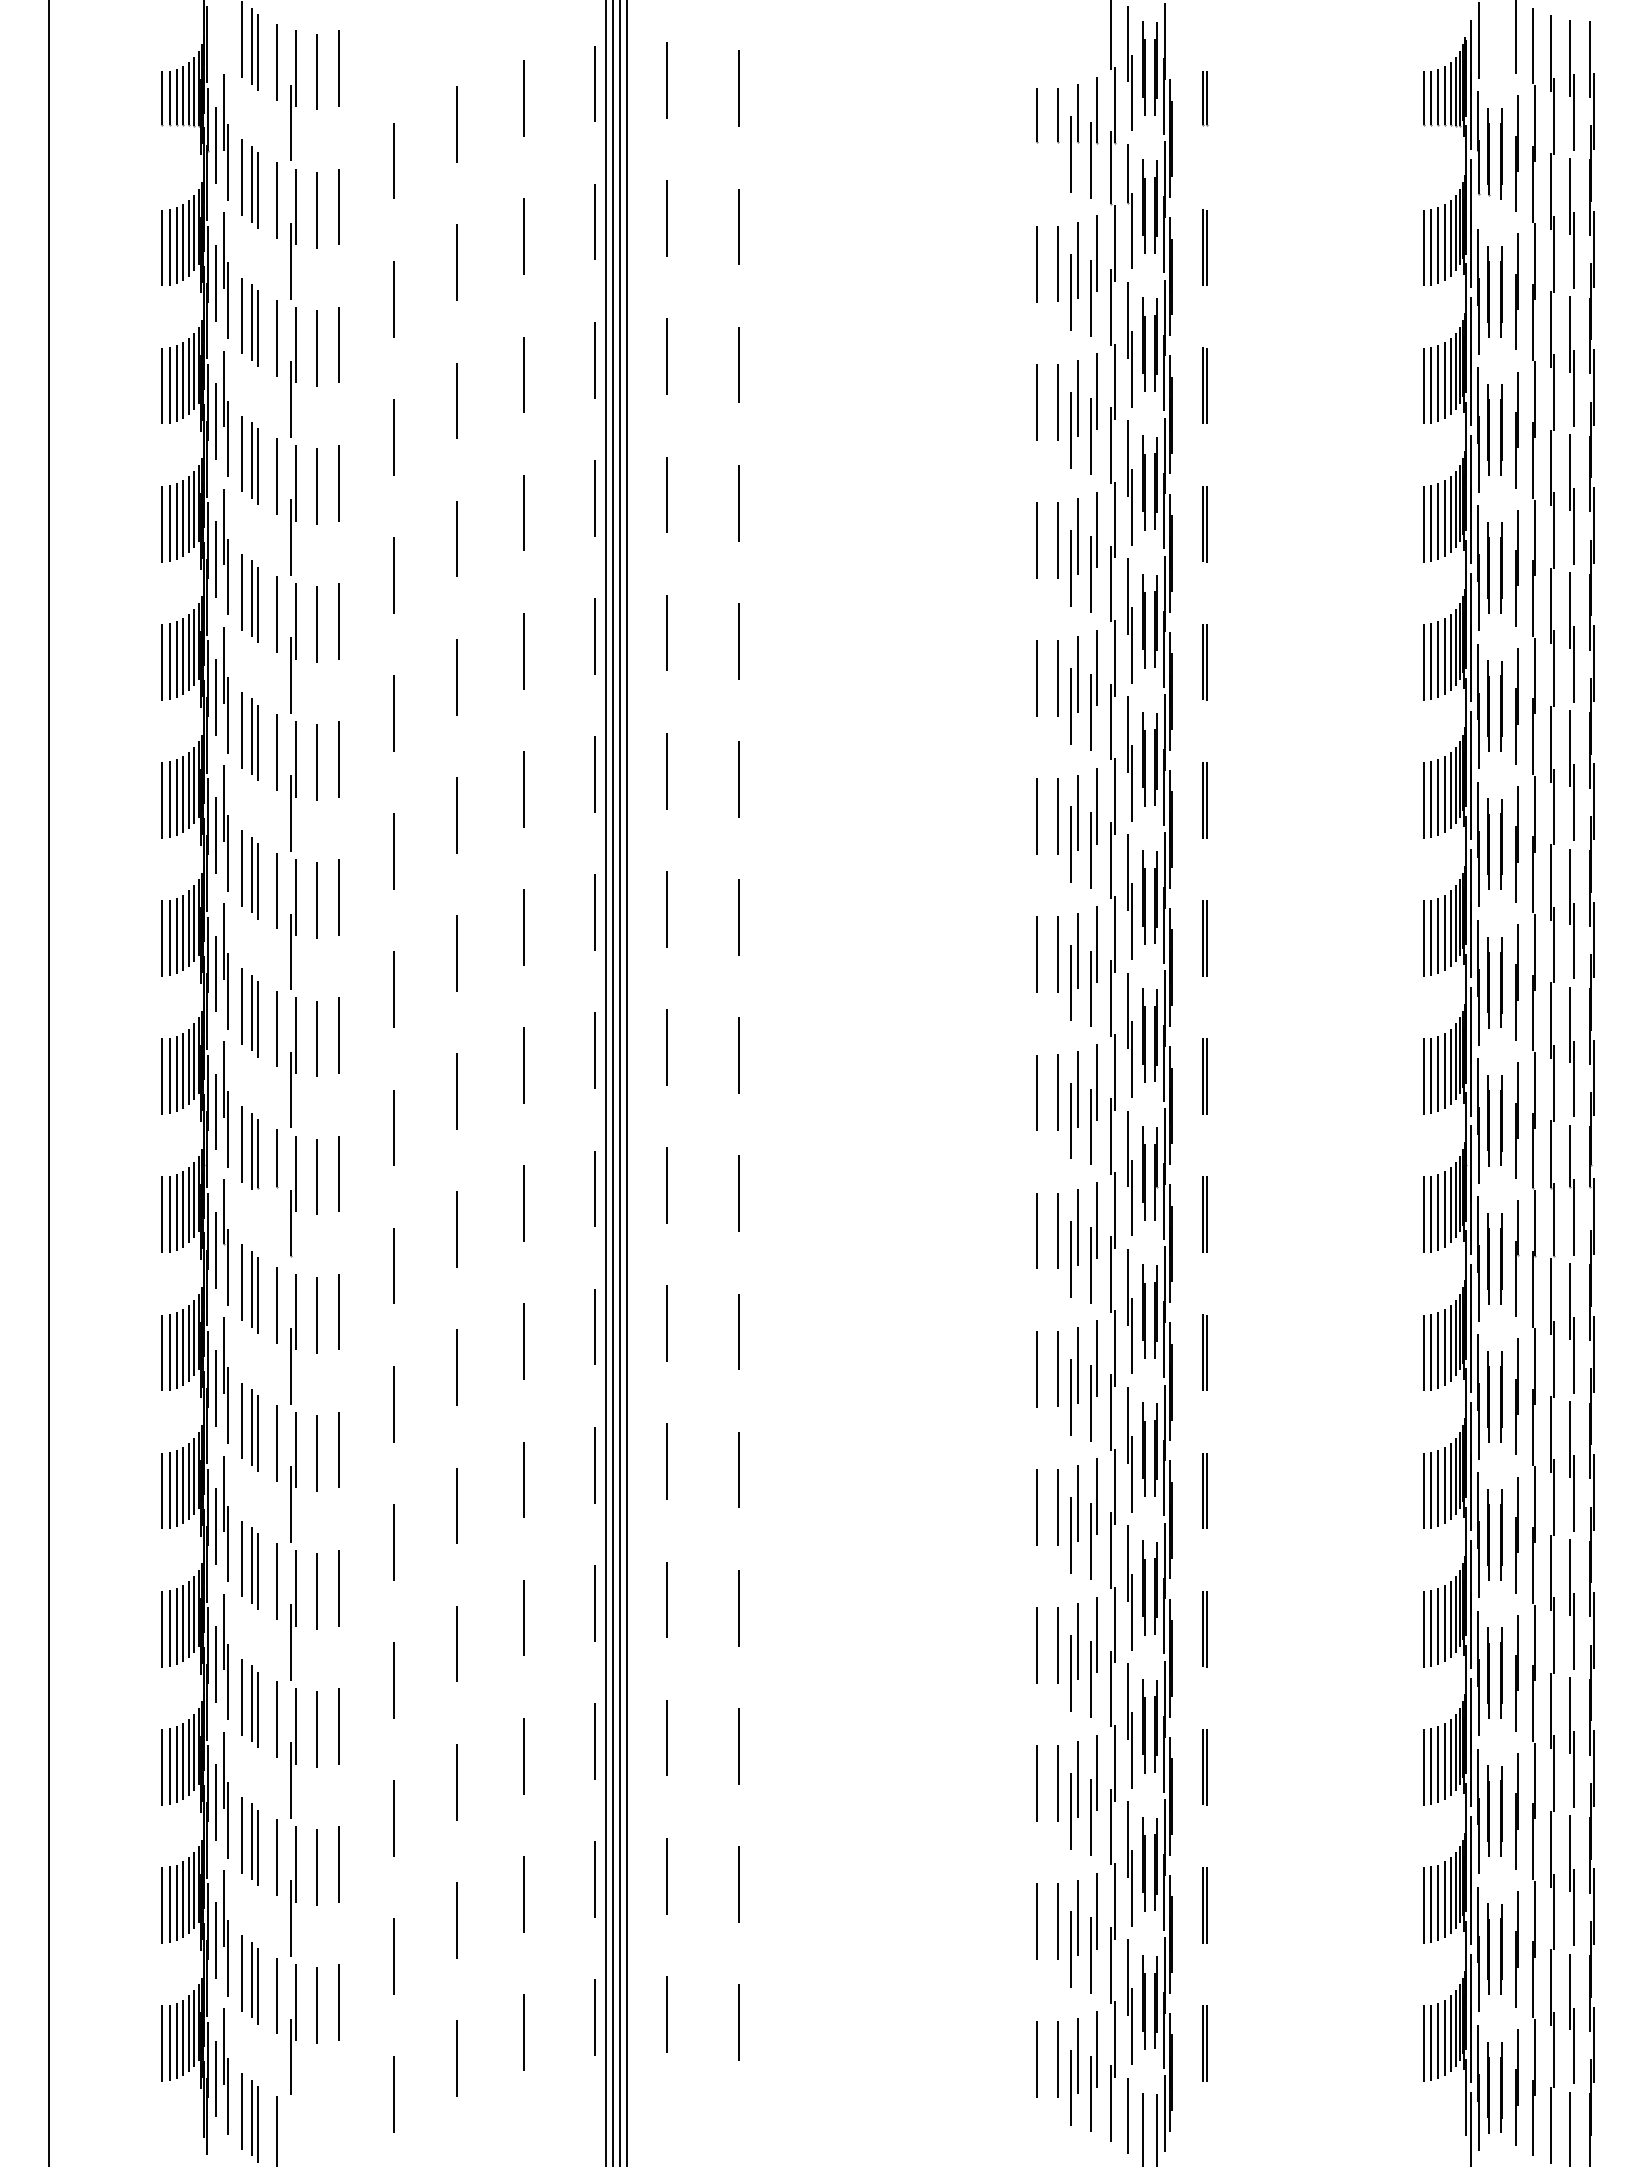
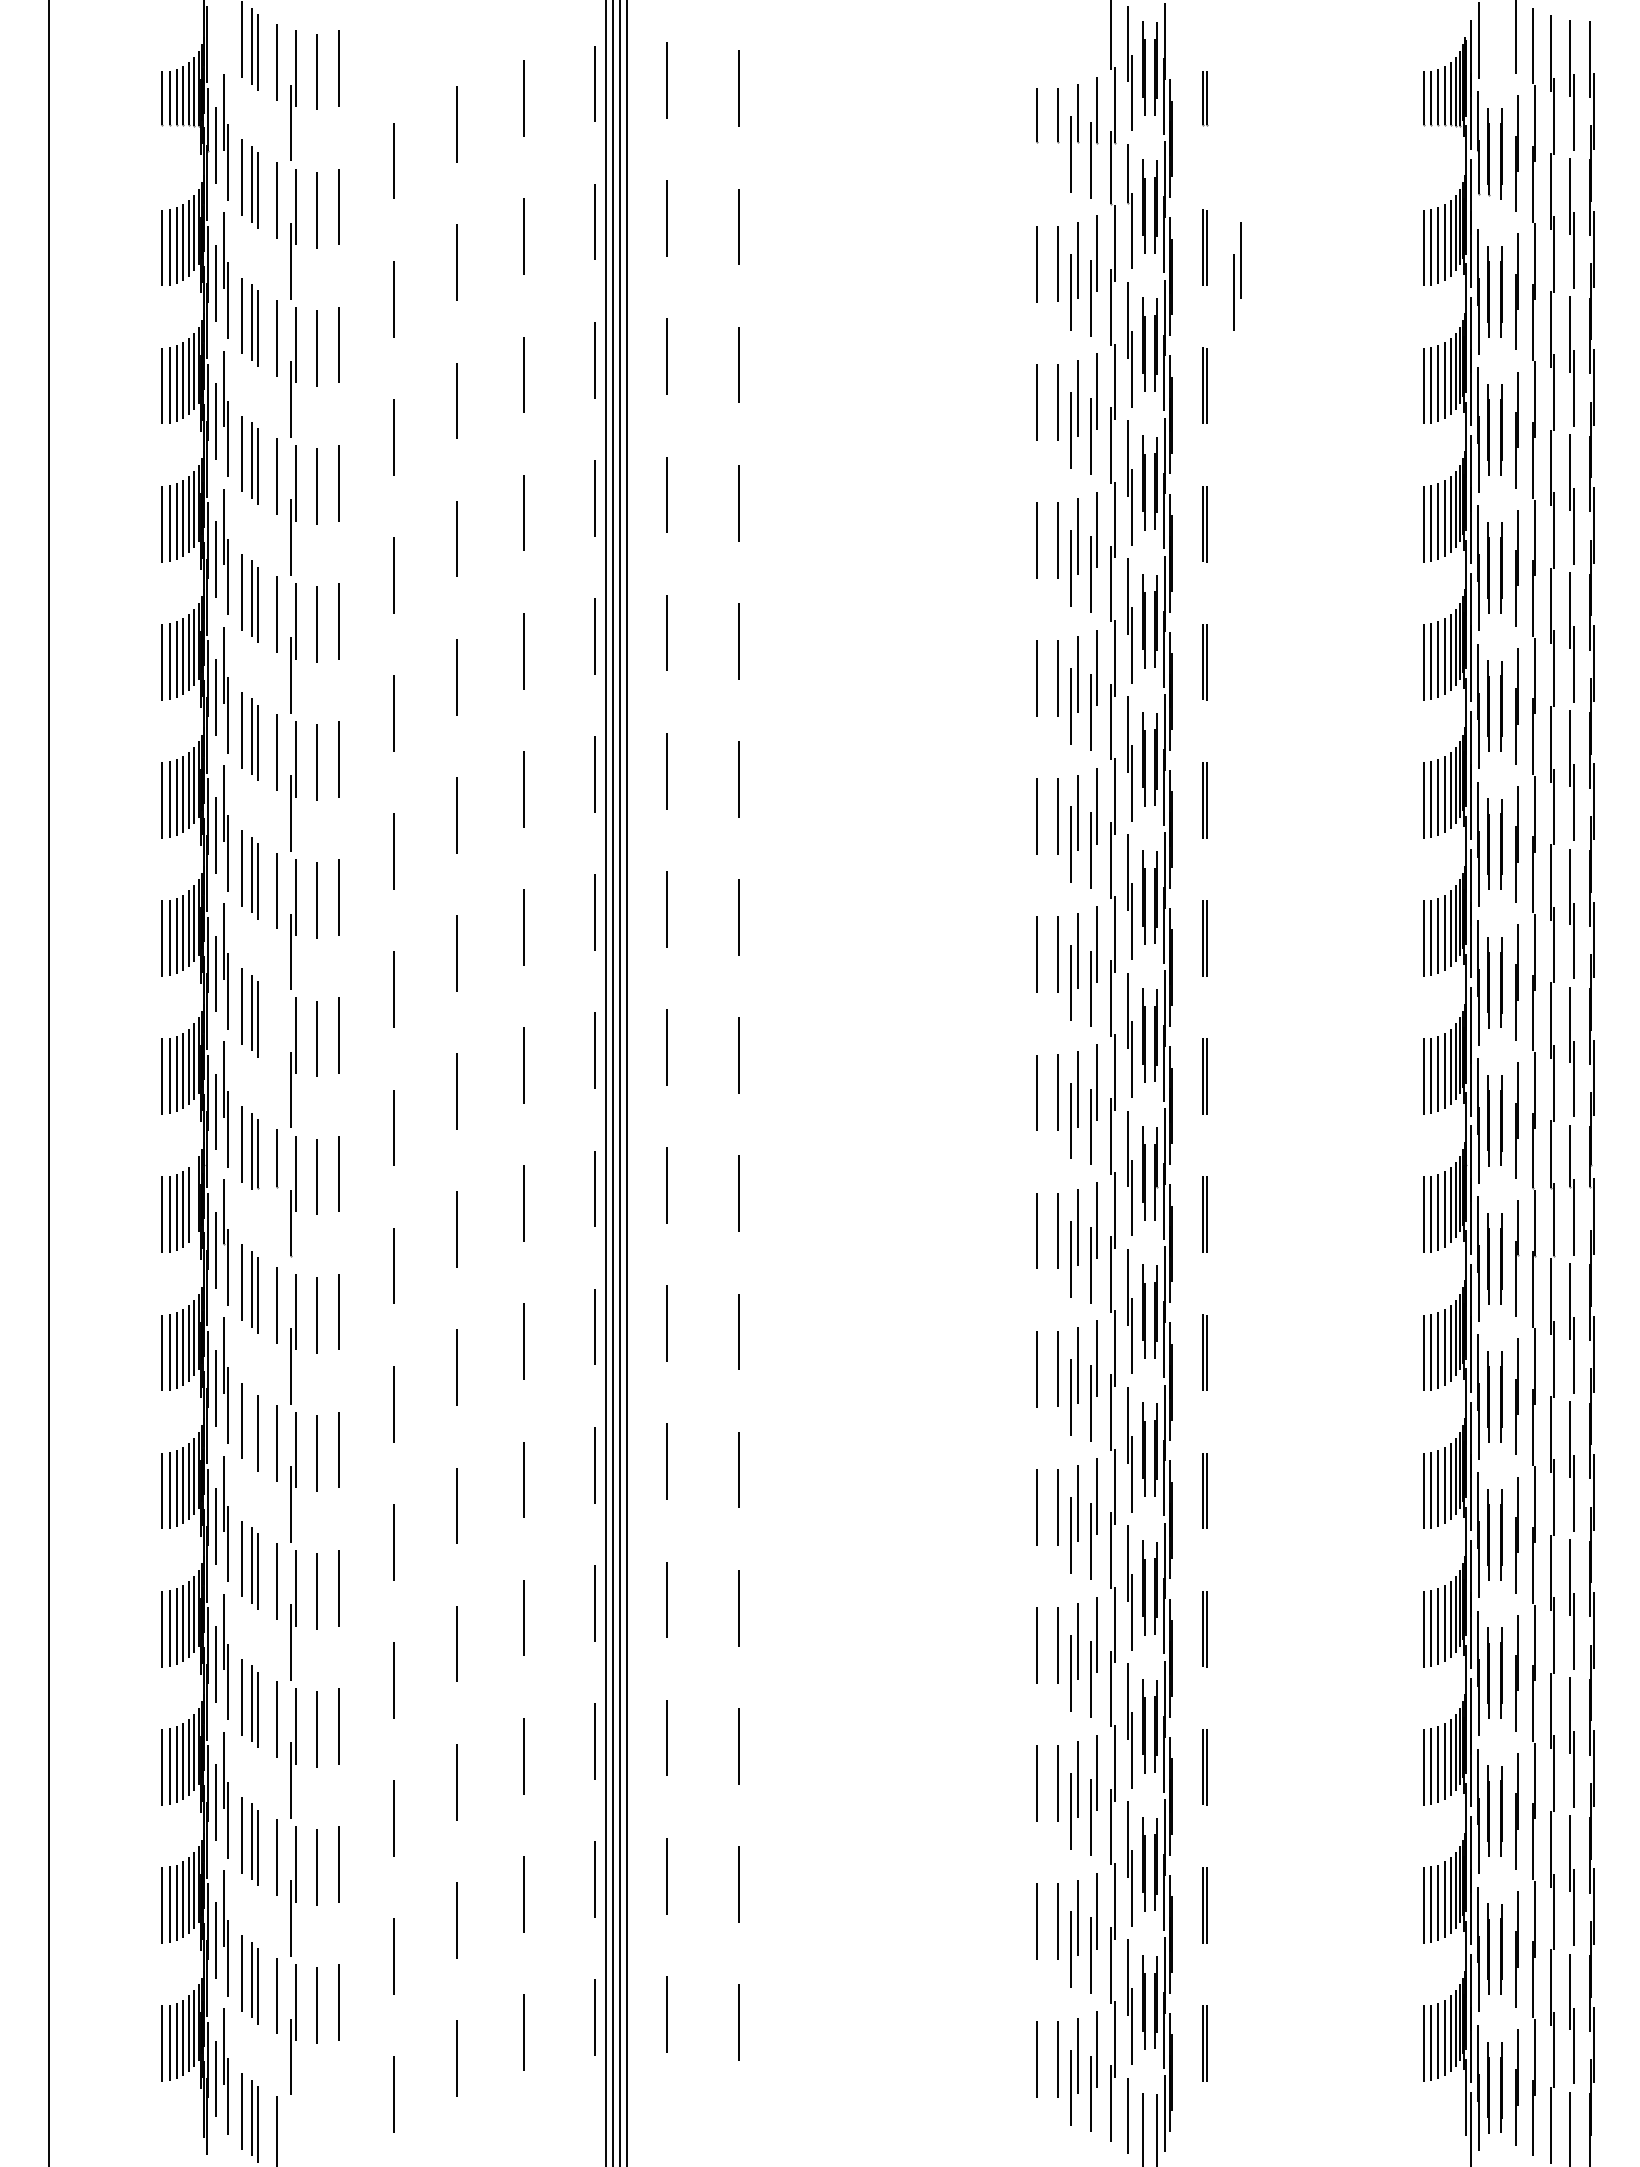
part: none -> present (1237, 276)
line: present -> none (276, 1028)
line: present -> none (194, 1199)
line: present -> none (252, 1427)
